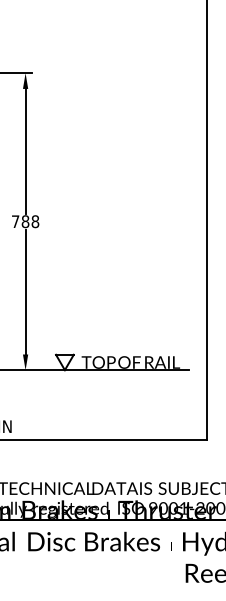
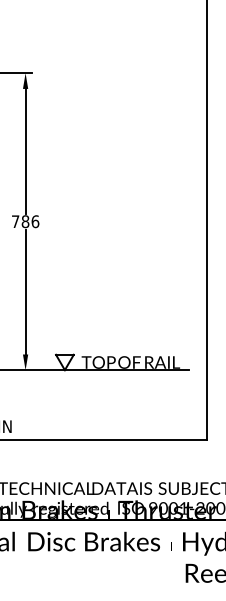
text: 788 -> 786 (35, 221)
